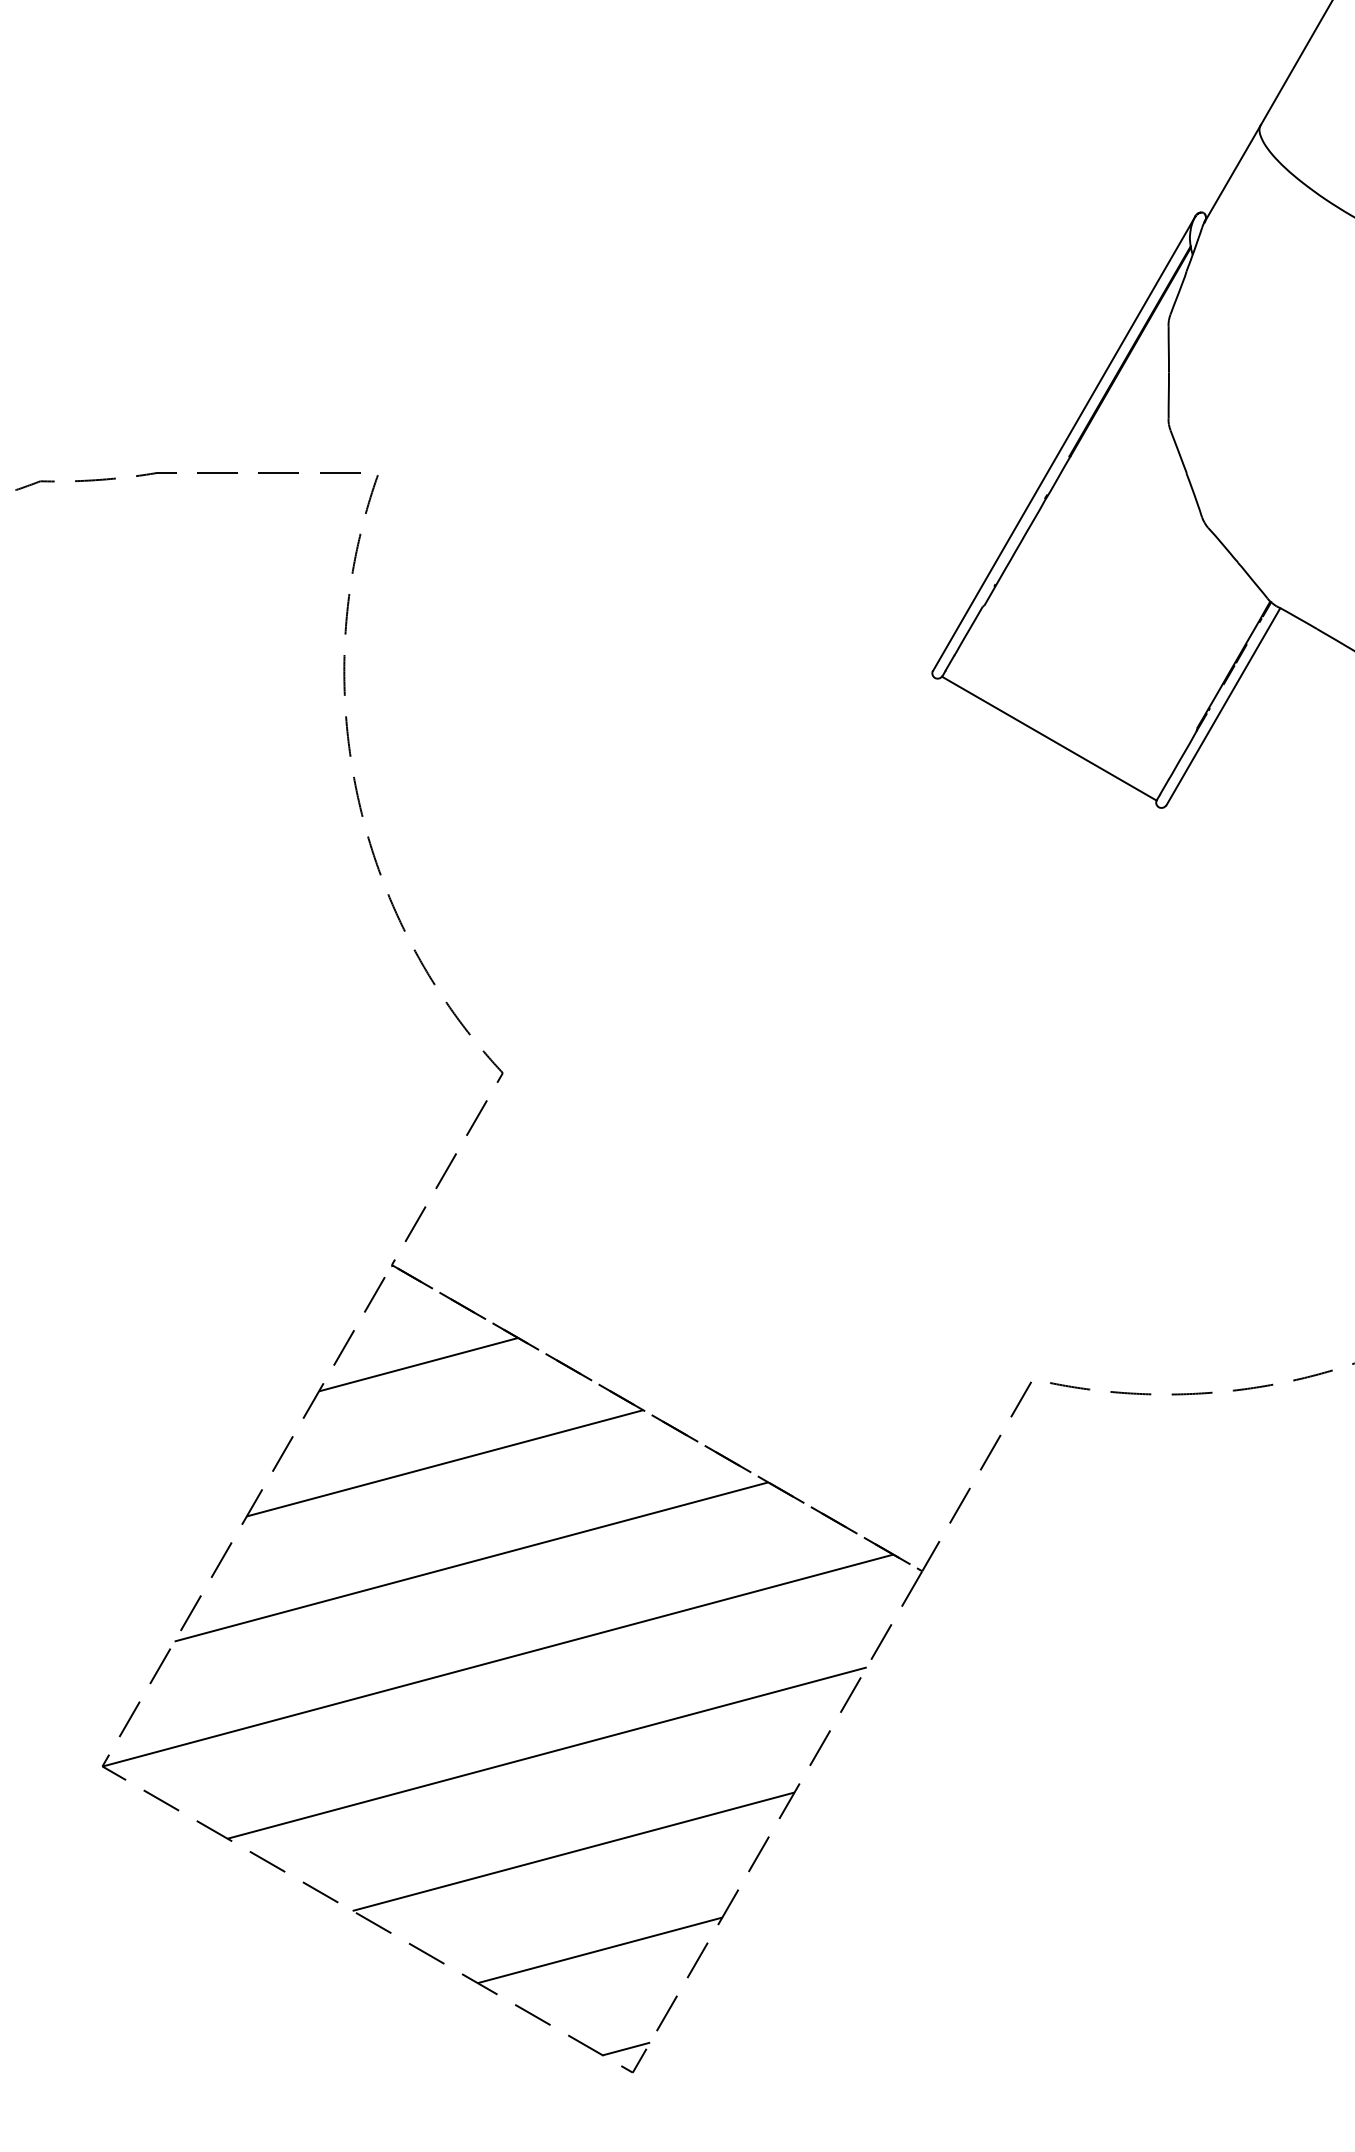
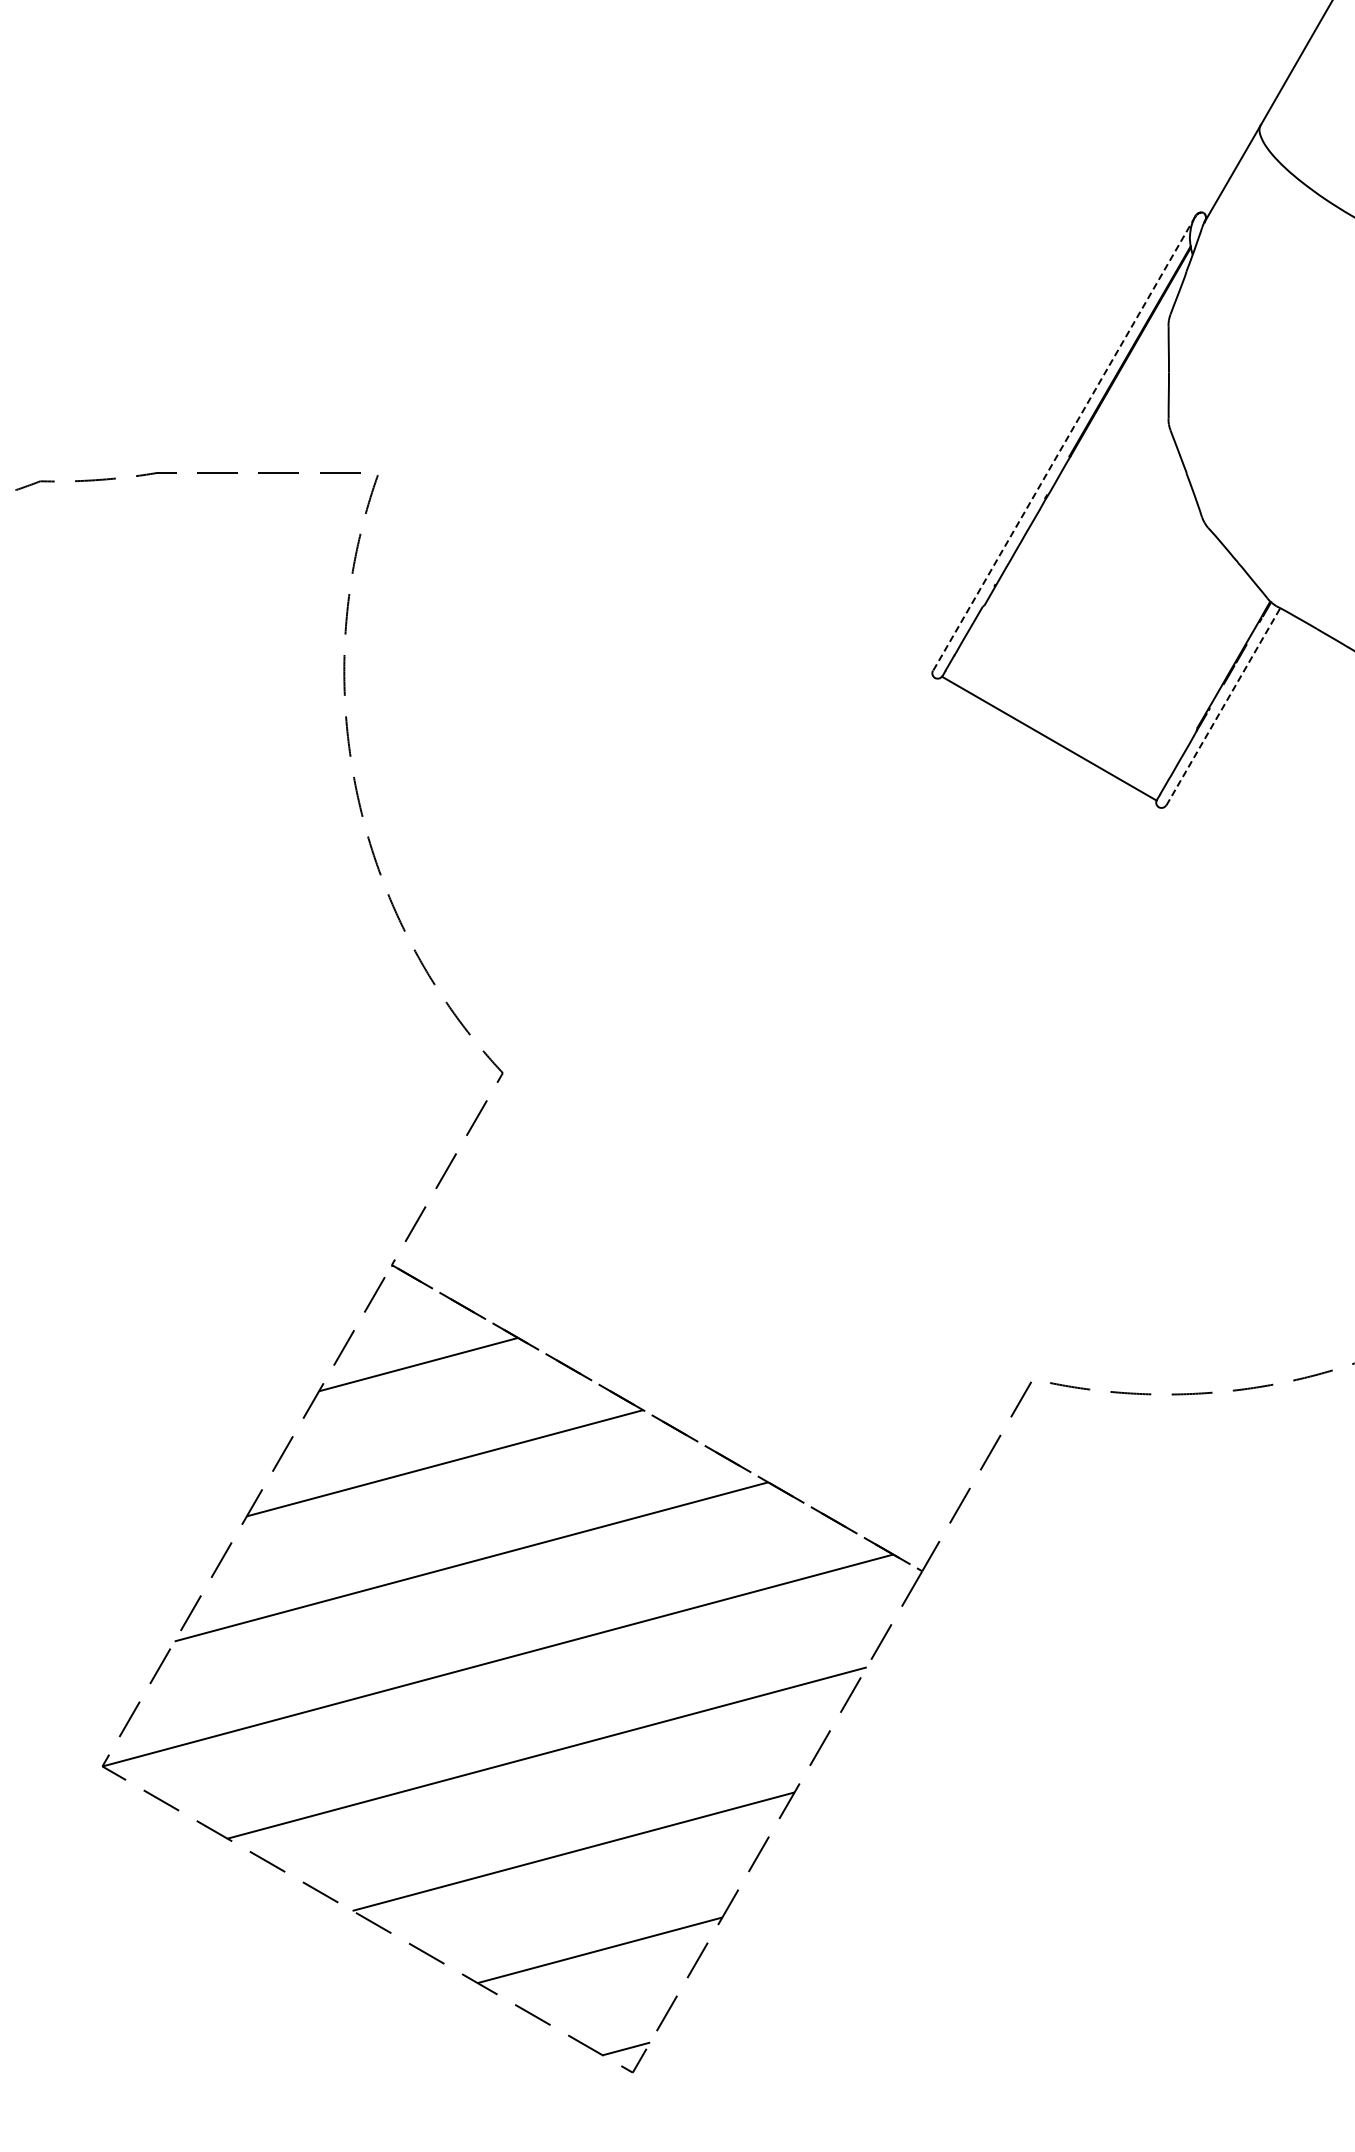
line: solid -> dashed (1064, 444)
line: solid -> dashed (1223, 706)
